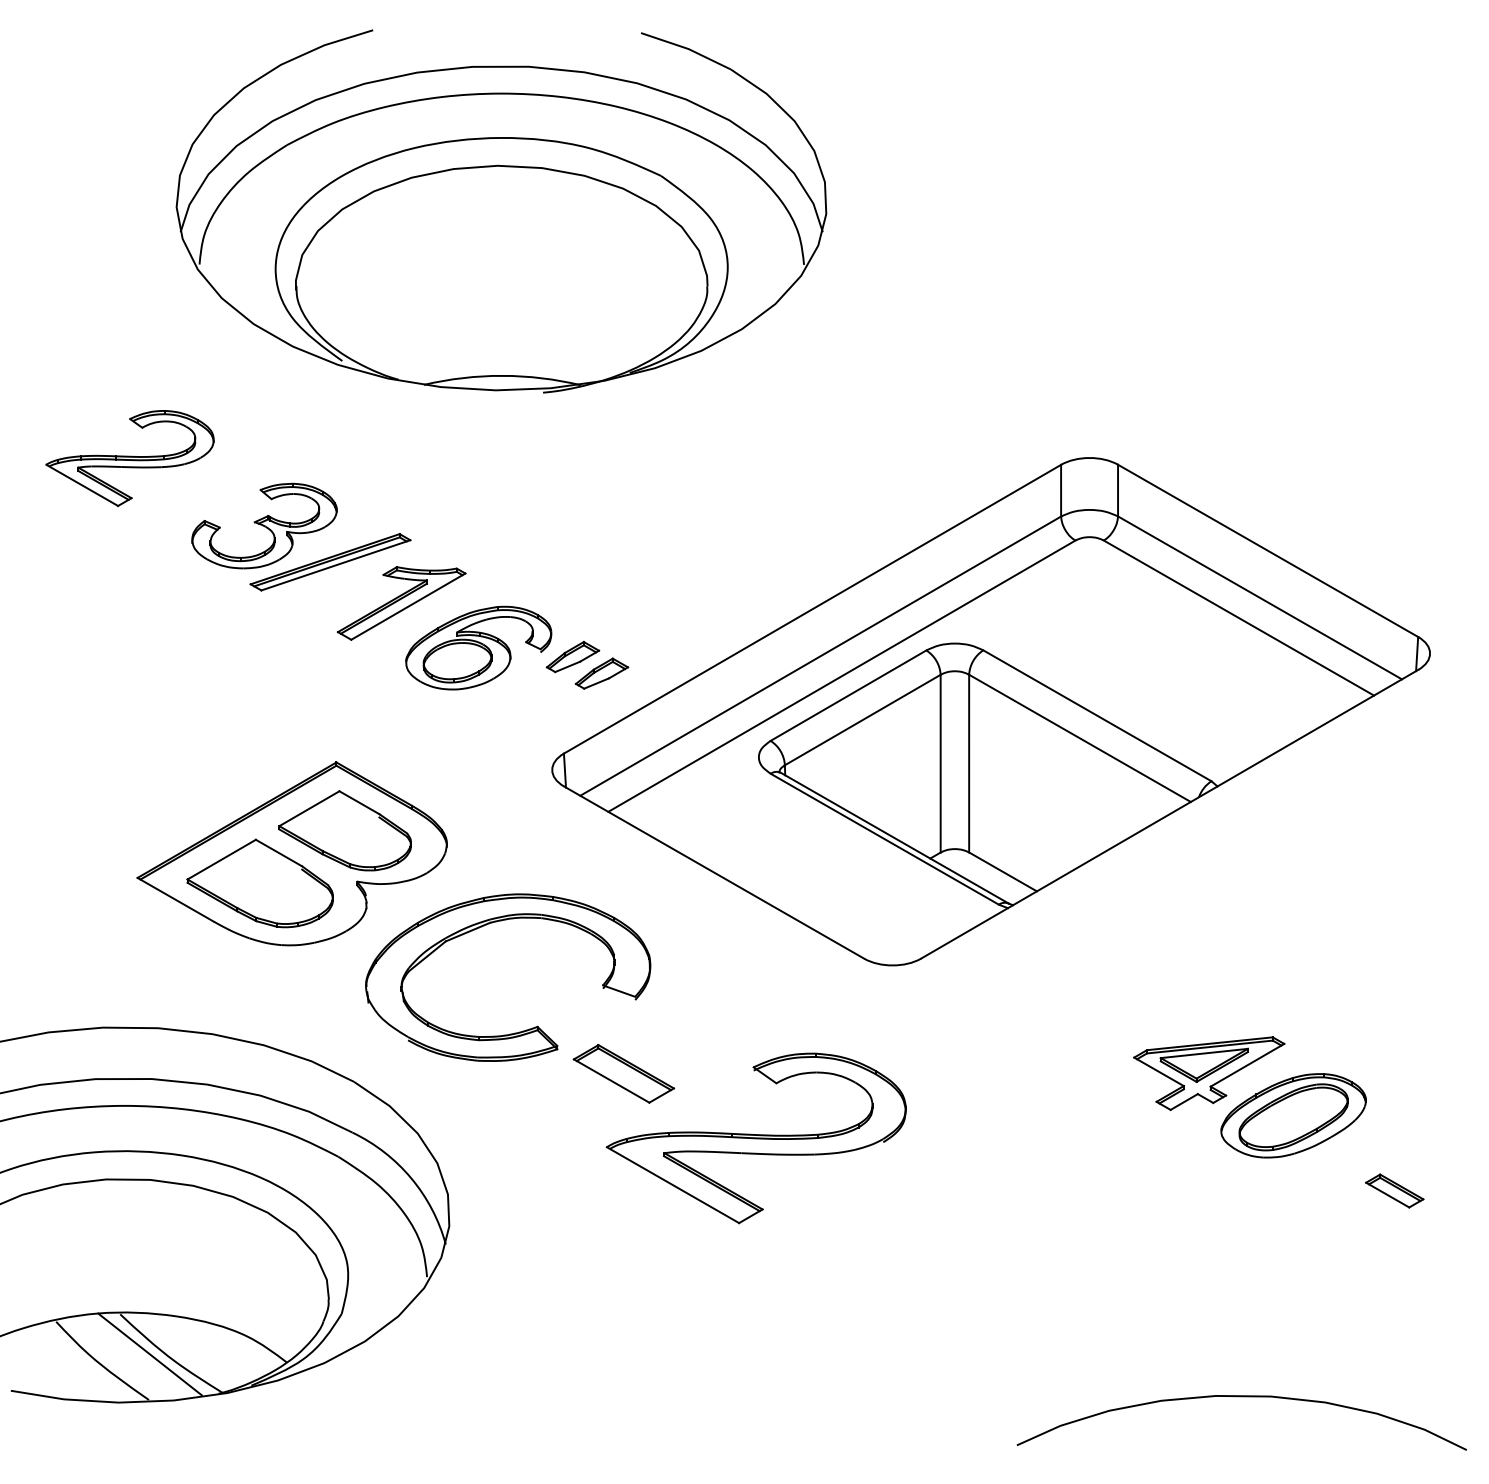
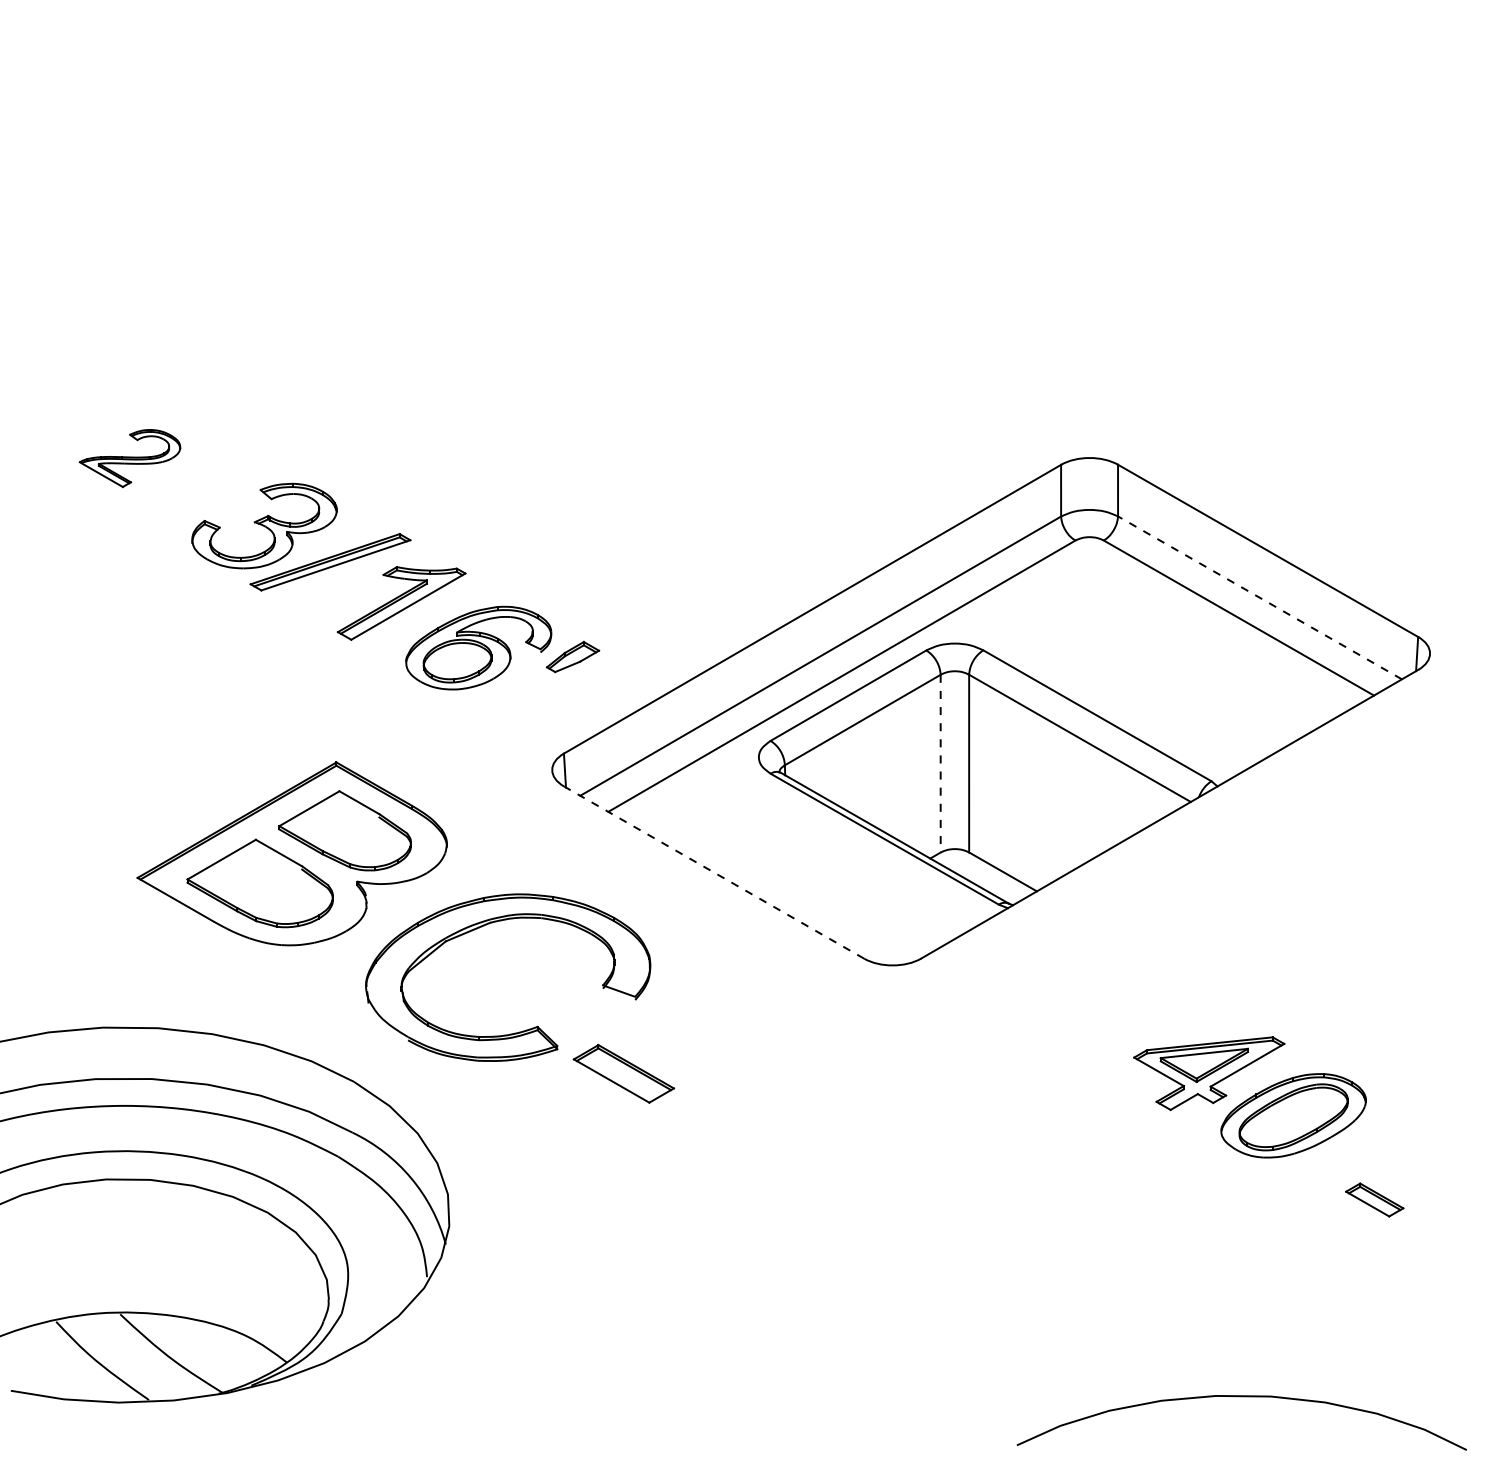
part: present -> none (501, 211)
part size: 170x97 px -> 104x60 px (129, 458)
line: solid -> dashed (1260, 597)
part: present -> none (602, 673)
line: solid -> dashed (940, 763)
line: solid -> dashed (713, 872)
part: present -> none (755, 1138)
part position: (1394, 1190) -> (1374, 1199) (1374, 1199)
line: present -> none (149, 1354)
